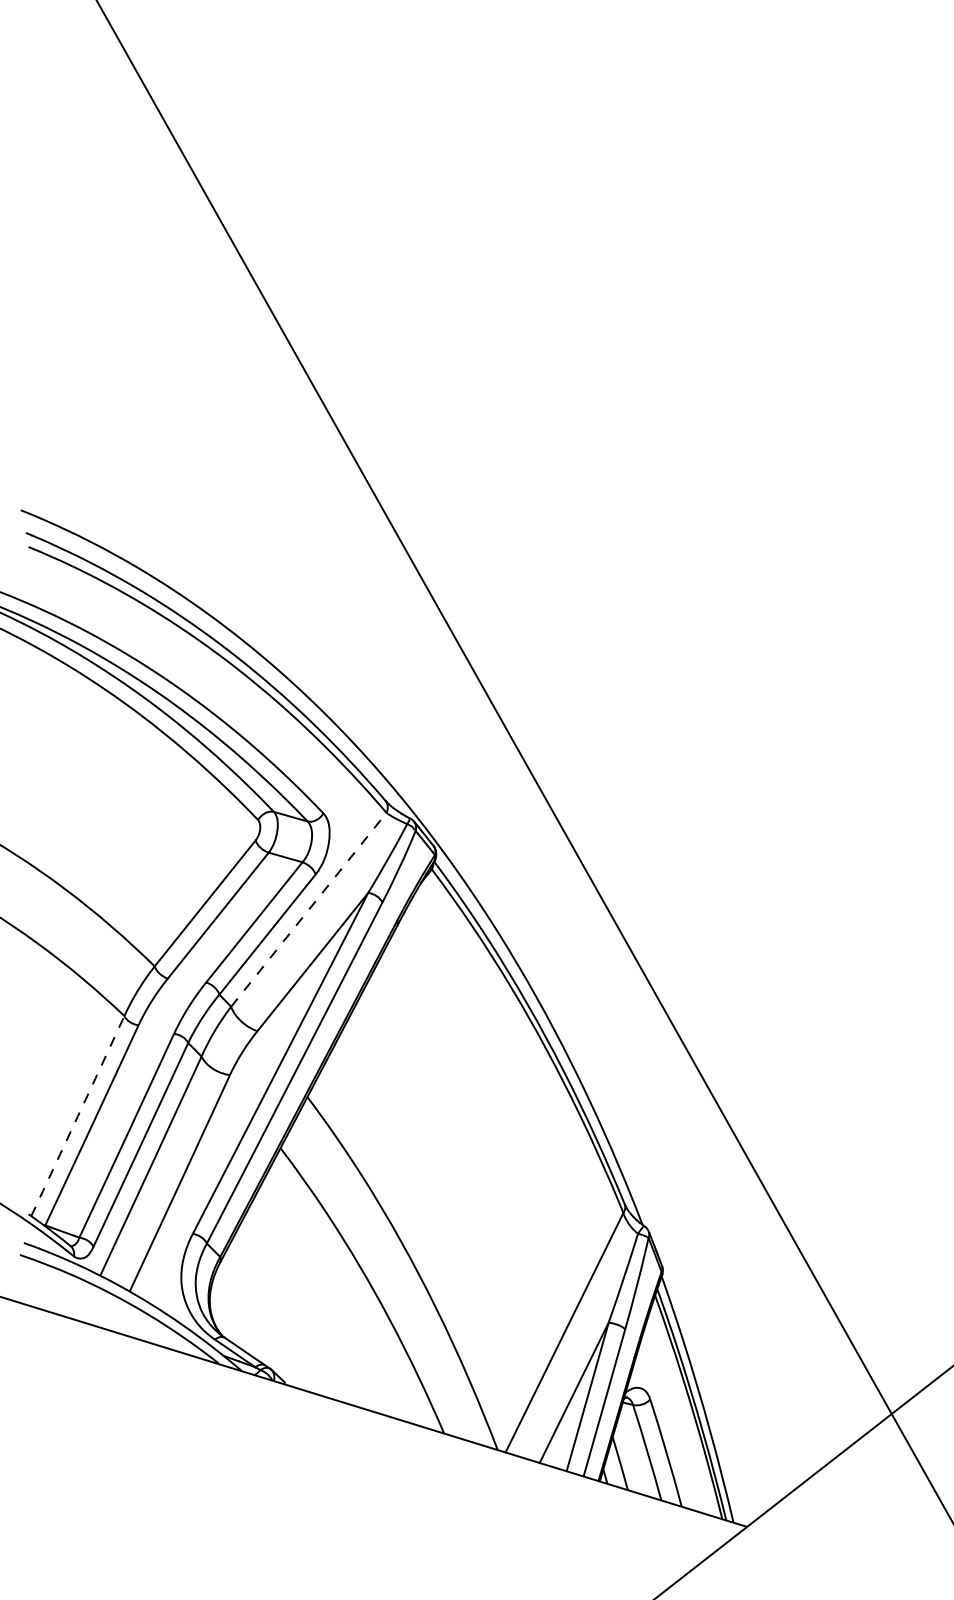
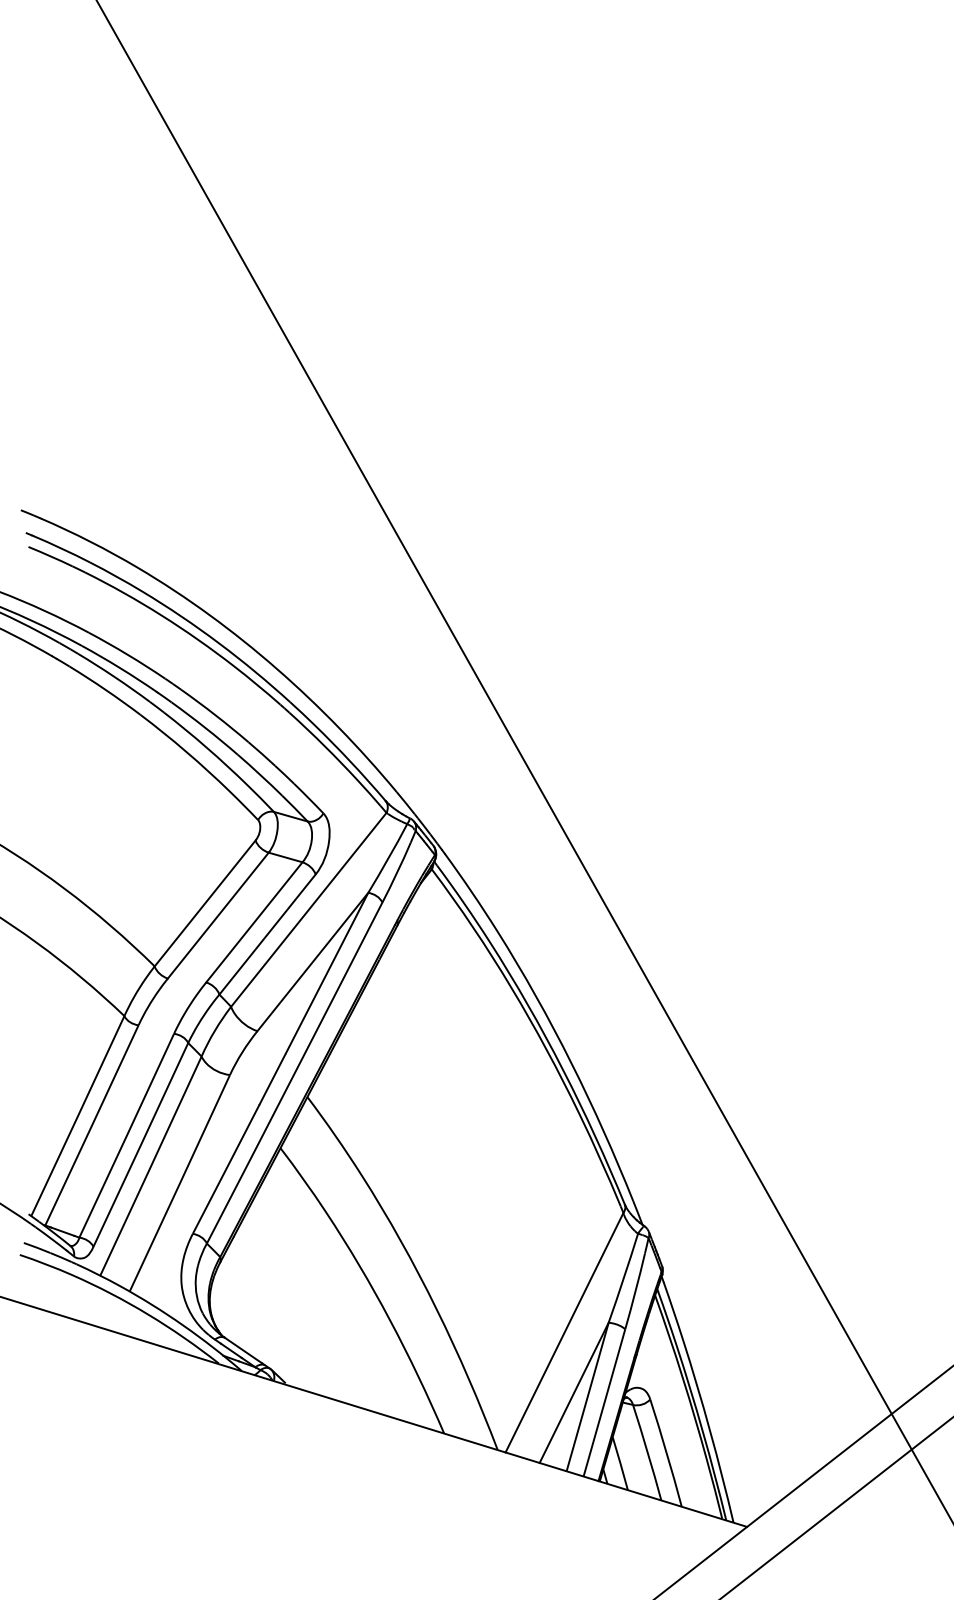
line: dashed -> solid (309, 909)
arc: dashed -> solid (77, 1116)
line: none -> present (836, 1507)
